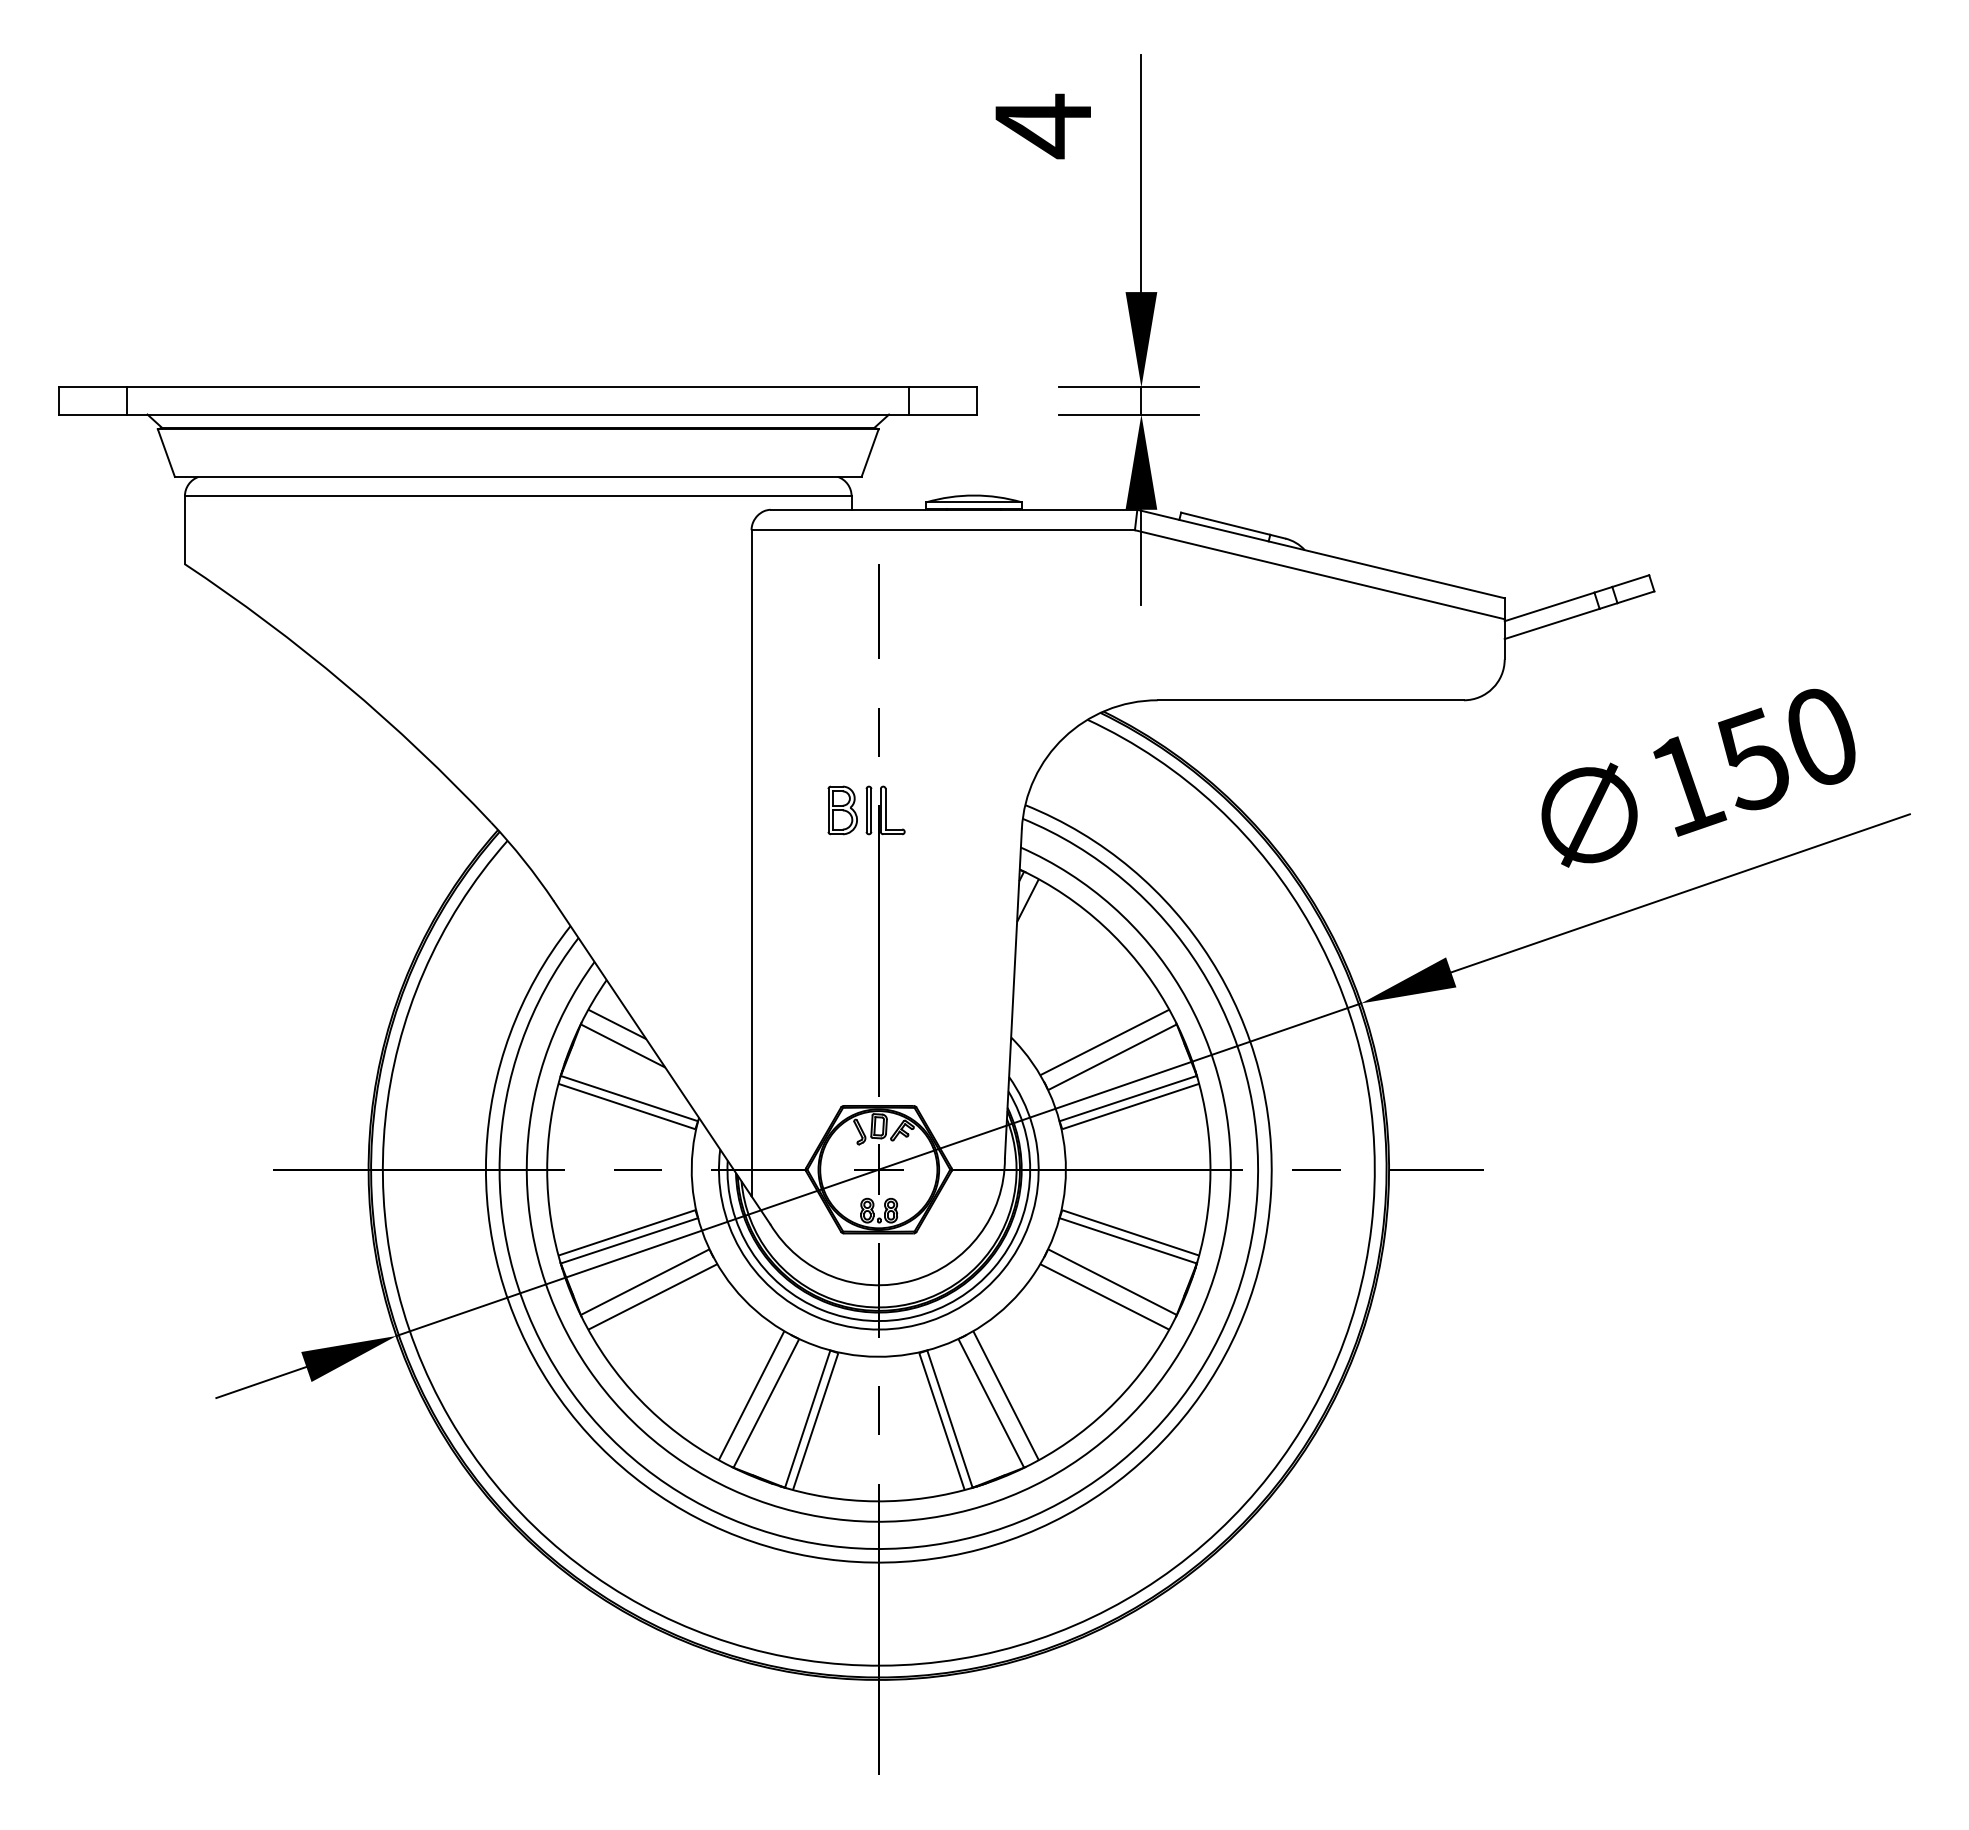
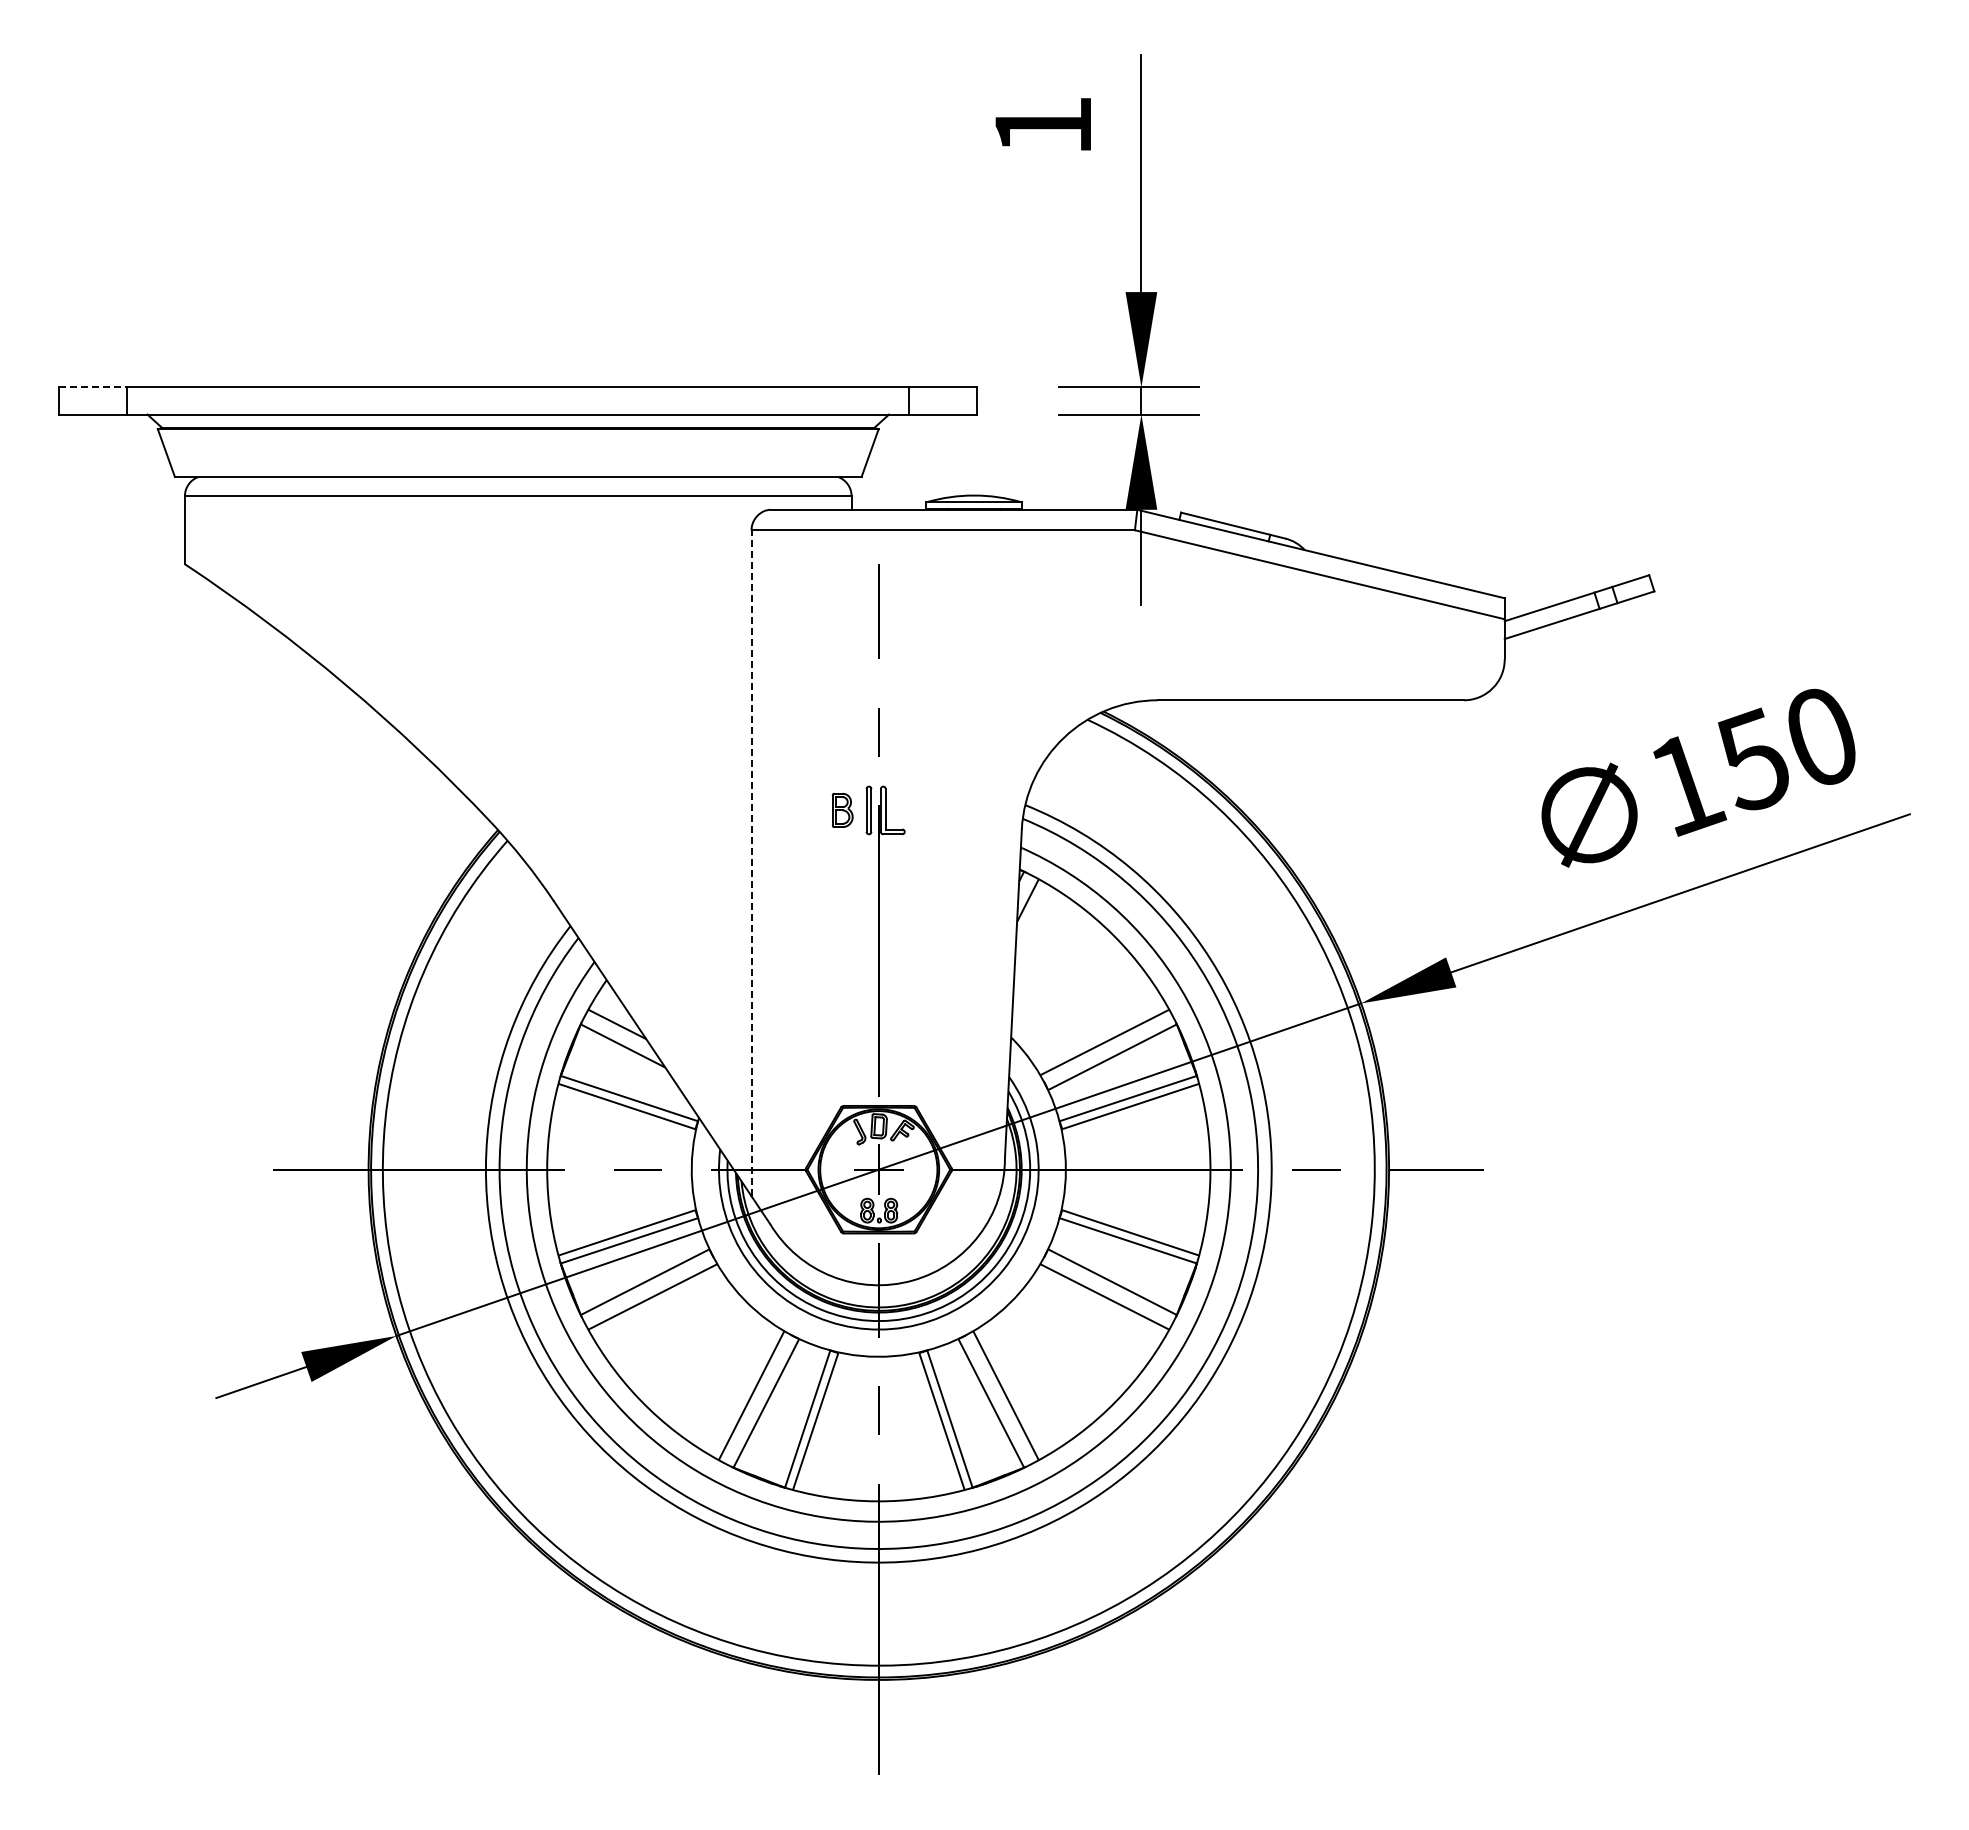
text: 4 -> 1 (1042, 126)
line: solid -> dashed (93, 387)
part size: 31x51 px -> 22x36 px (842, 809)
line: solid -> dashed (751, 862)
